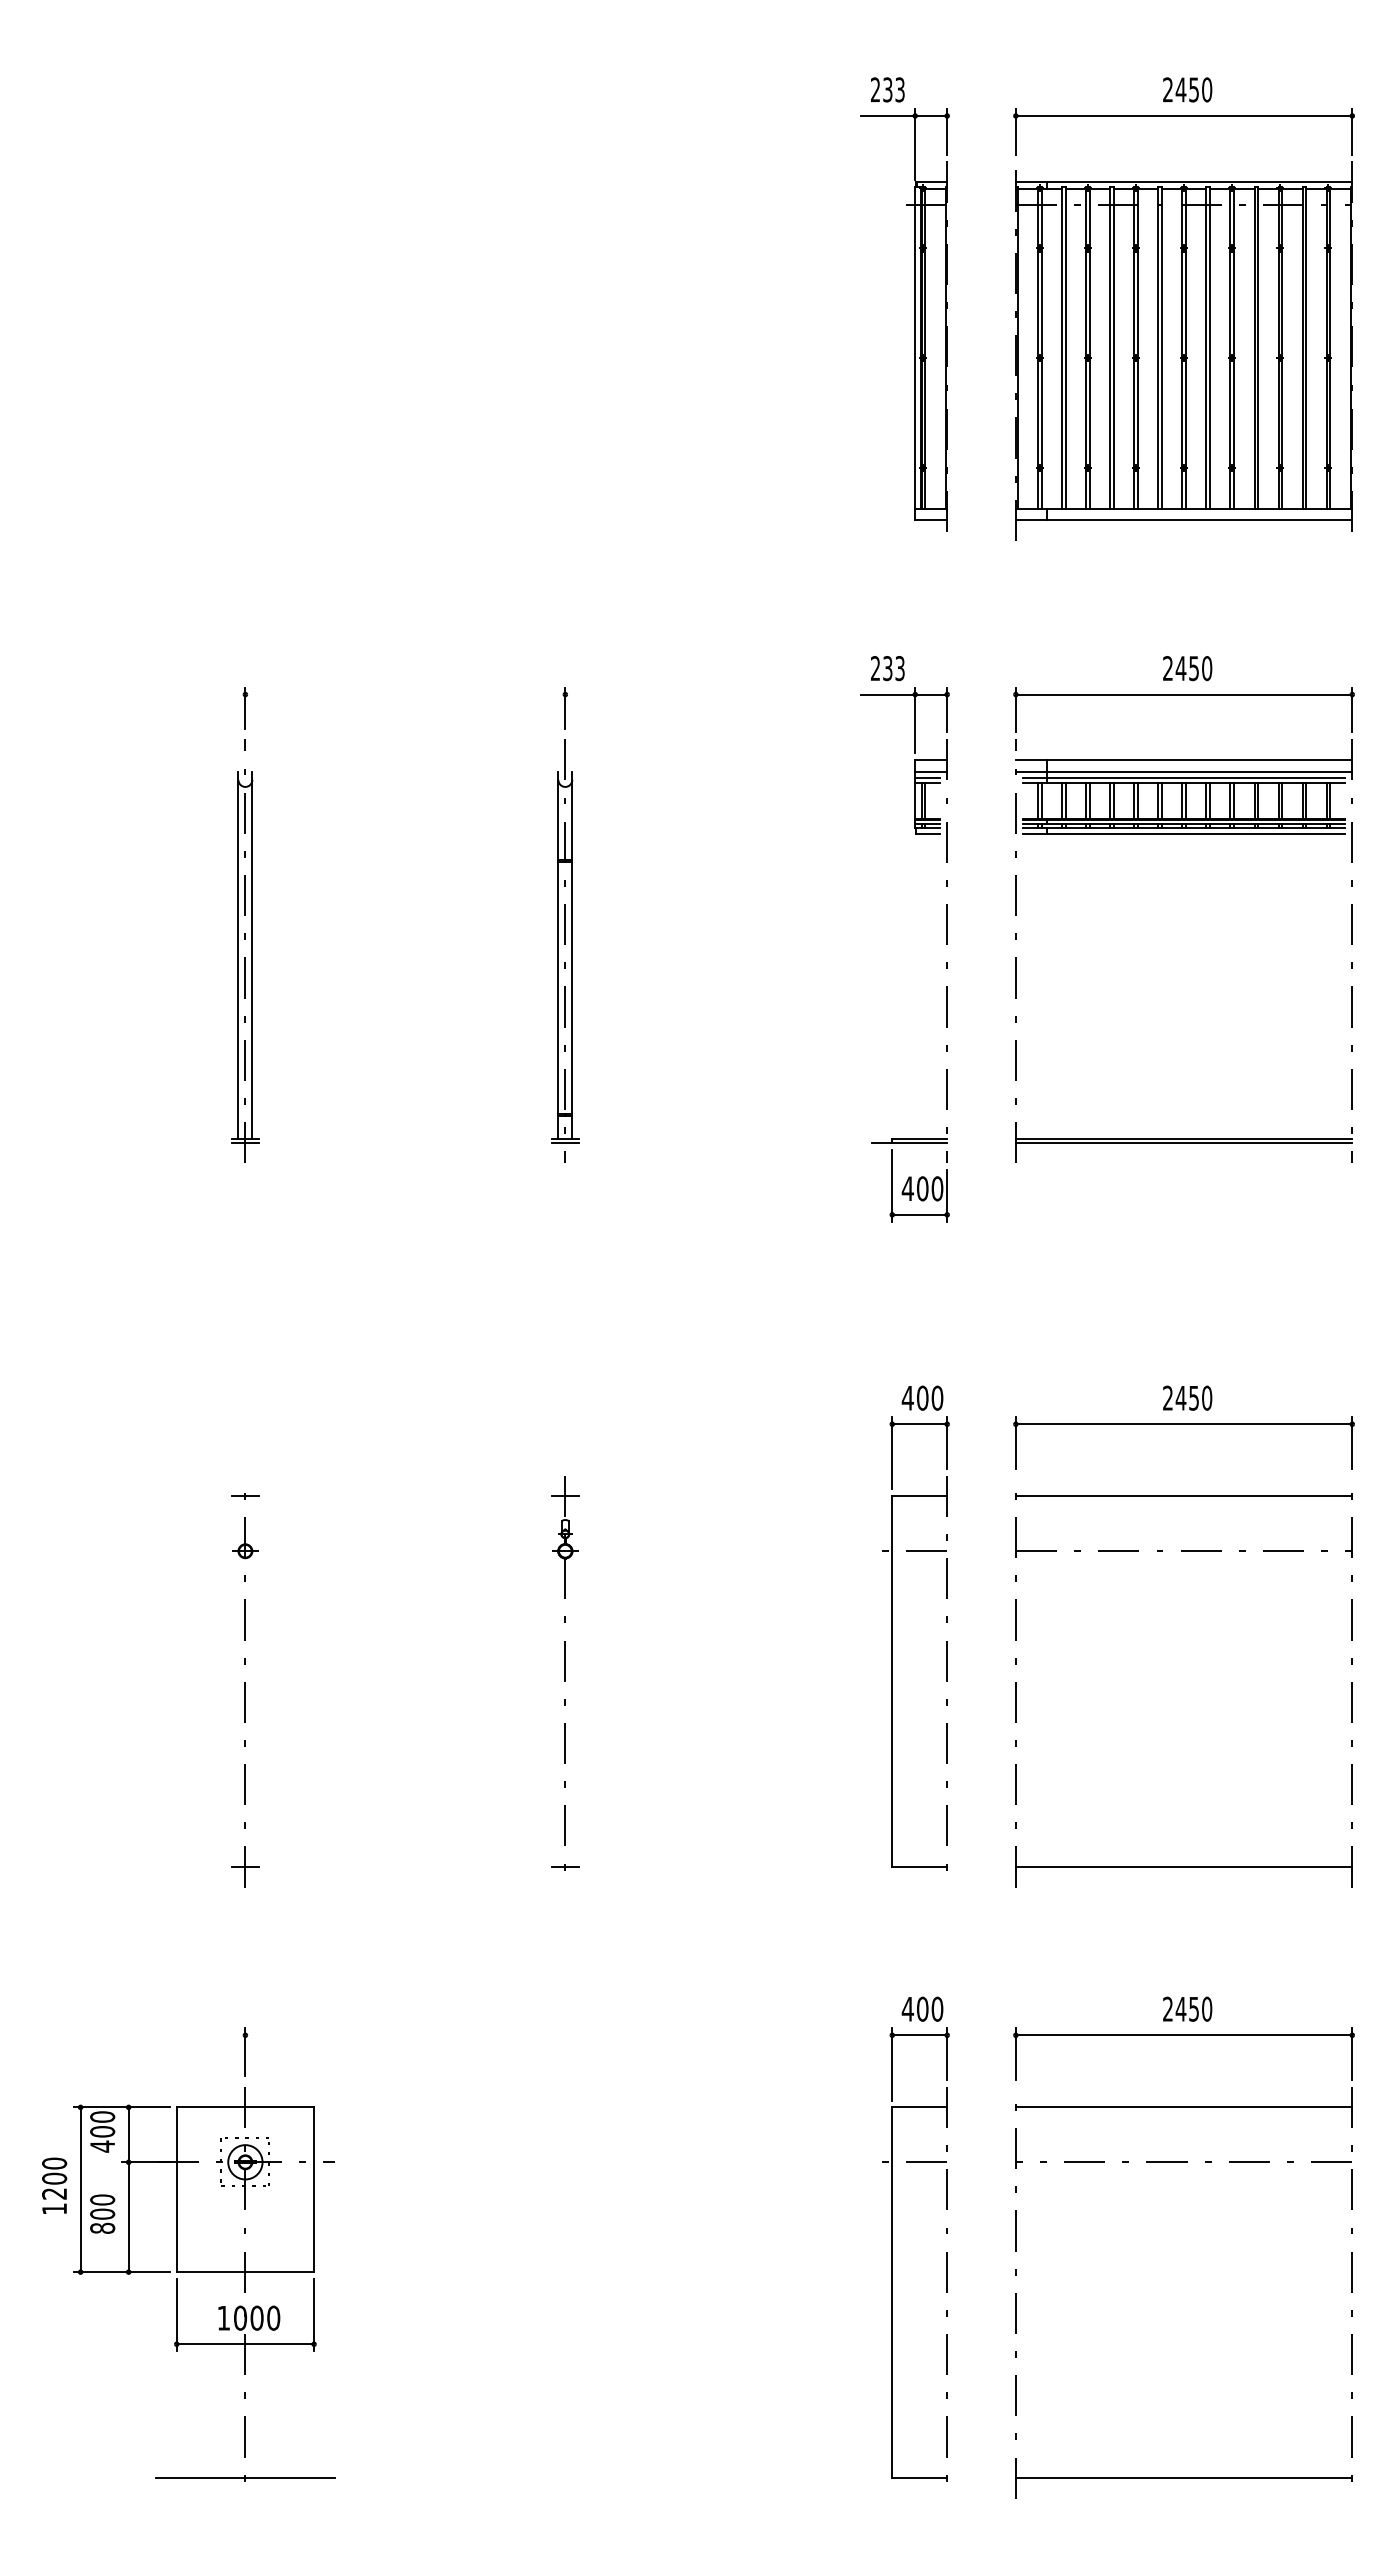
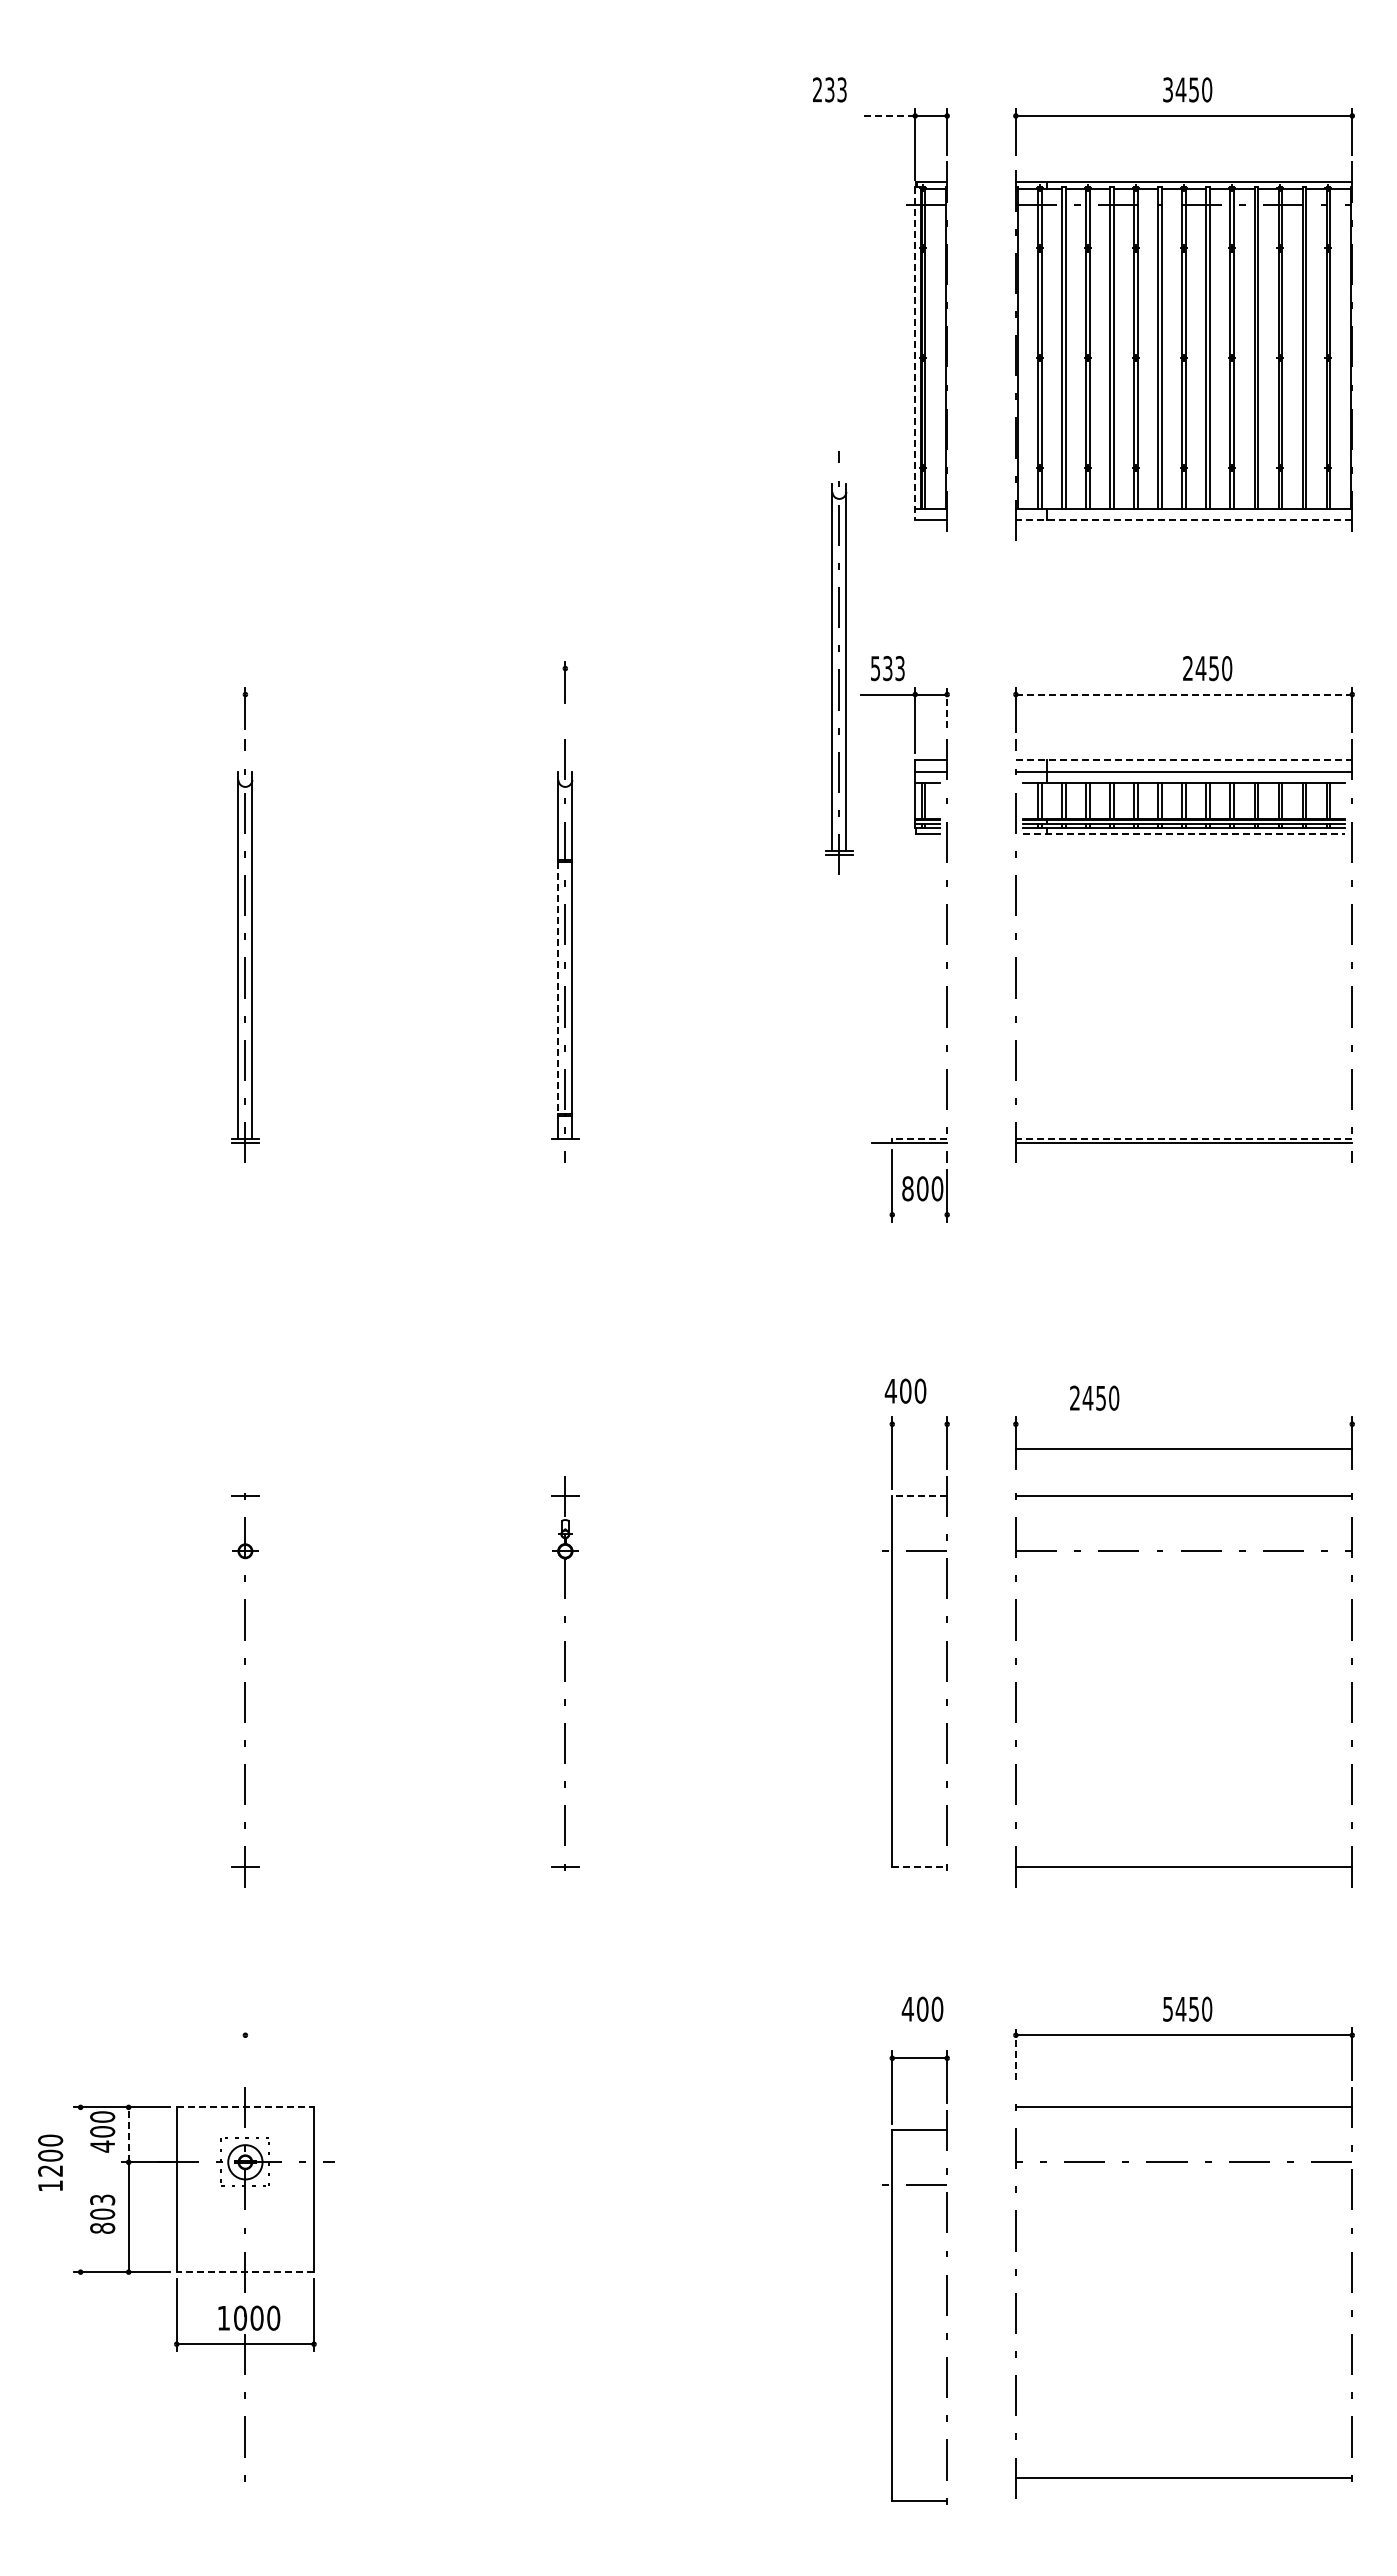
text position: (887, 89) -> (829, 89) (829, 89)
text: 2450 -> 3450 (1167, 89)
line: solid -> dashed (888, 115)
line: solid -> dashed (915, 353)
line: solid -> dashed (1183, 520)
part: none -> present (839, 662)
text: 233 -> 533 (875, 668)
text position: (1187, 668) -> (1207, 668) (1207, 668)
line: solid -> dashed (1184, 694)
part position: (564, 708) -> (564, 682) (564, 682)
line: solid -> dashed (947, 710)
line: solid -> dashed (1184, 759)
line: present -> none (927, 777)
line: present -> none (1183, 777)
line: solid -> dashed (1184, 834)
line: solid -> dashed (558, 988)
line: solid -> dashed (919, 1138)
line: solid -> dashed (1183, 1138)
line: present -> none (565, 1142)
text: 400 -> 800 (907, 1188)
line: present -> none (919, 1214)
text position: (922, 1397) -> (905, 1390) (905, 1390)
text position: (1187, 1397) -> (1094, 1397) (1094, 1397)
line: present -> none (919, 1424)
line position: (1183, 1424) -> (1183, 1449) (1183, 1449)
line: solid -> dashed (919, 1496)
line: solid -> dashed (920, 1867)
text: 2450 -> 5450 (1167, 2008)
line: present -> none (245, 2052)
line: solid -> dashed (1015, 2054)
line: solid -> dashed (245, 2107)
line: solid -> dashed (128, 2134)
text position: (54, 2185) -> (50, 2162) (50, 2162)
line: present -> none (80, 2189)
text: 800 -> 803 (102, 2199)
part position: (892, 2254) -> (892, 2277) (892, 2277)
line: solid -> dashed (245, 2272)
line: present -> none (245, 2478)
